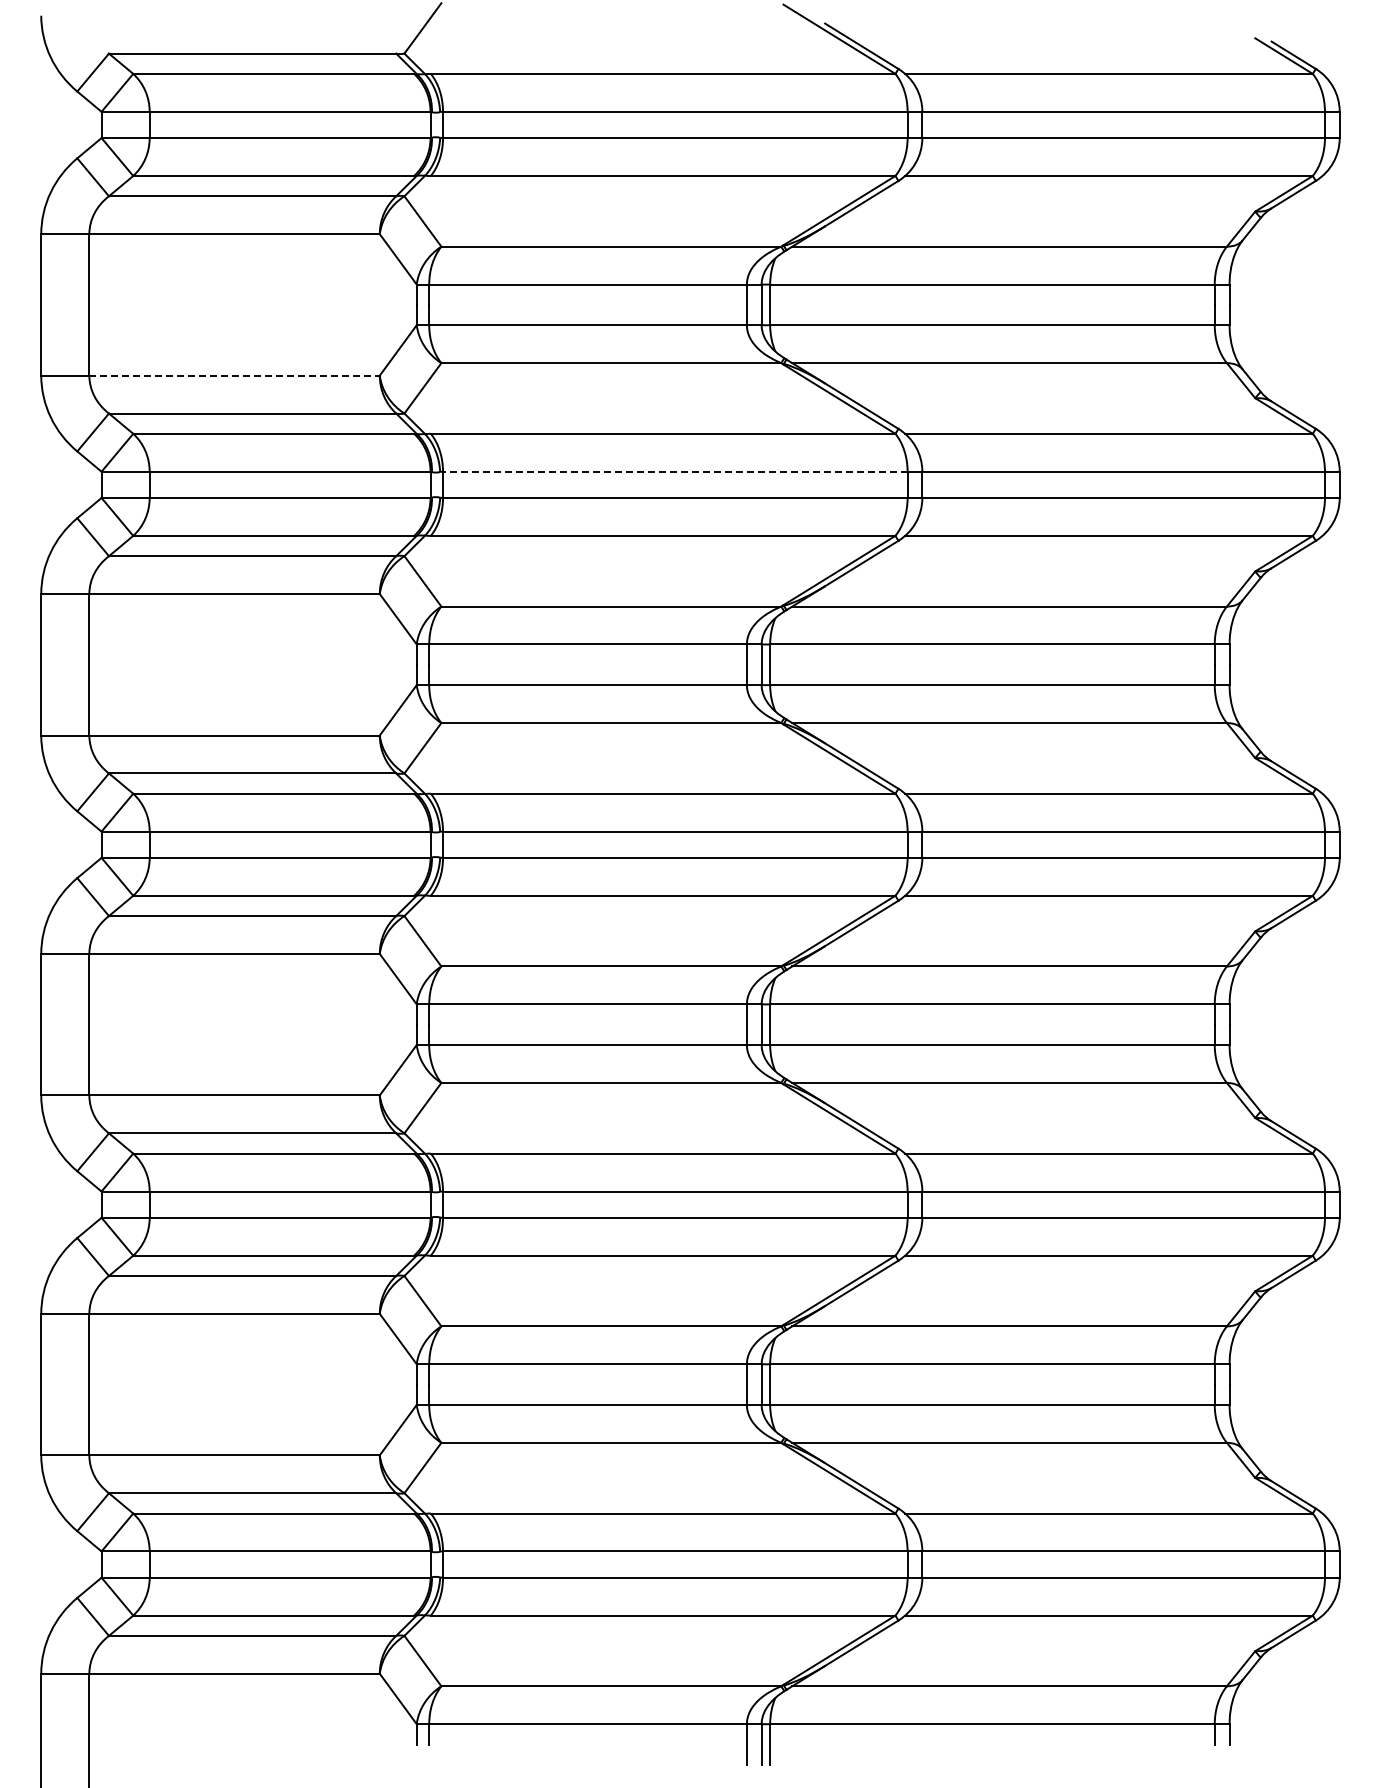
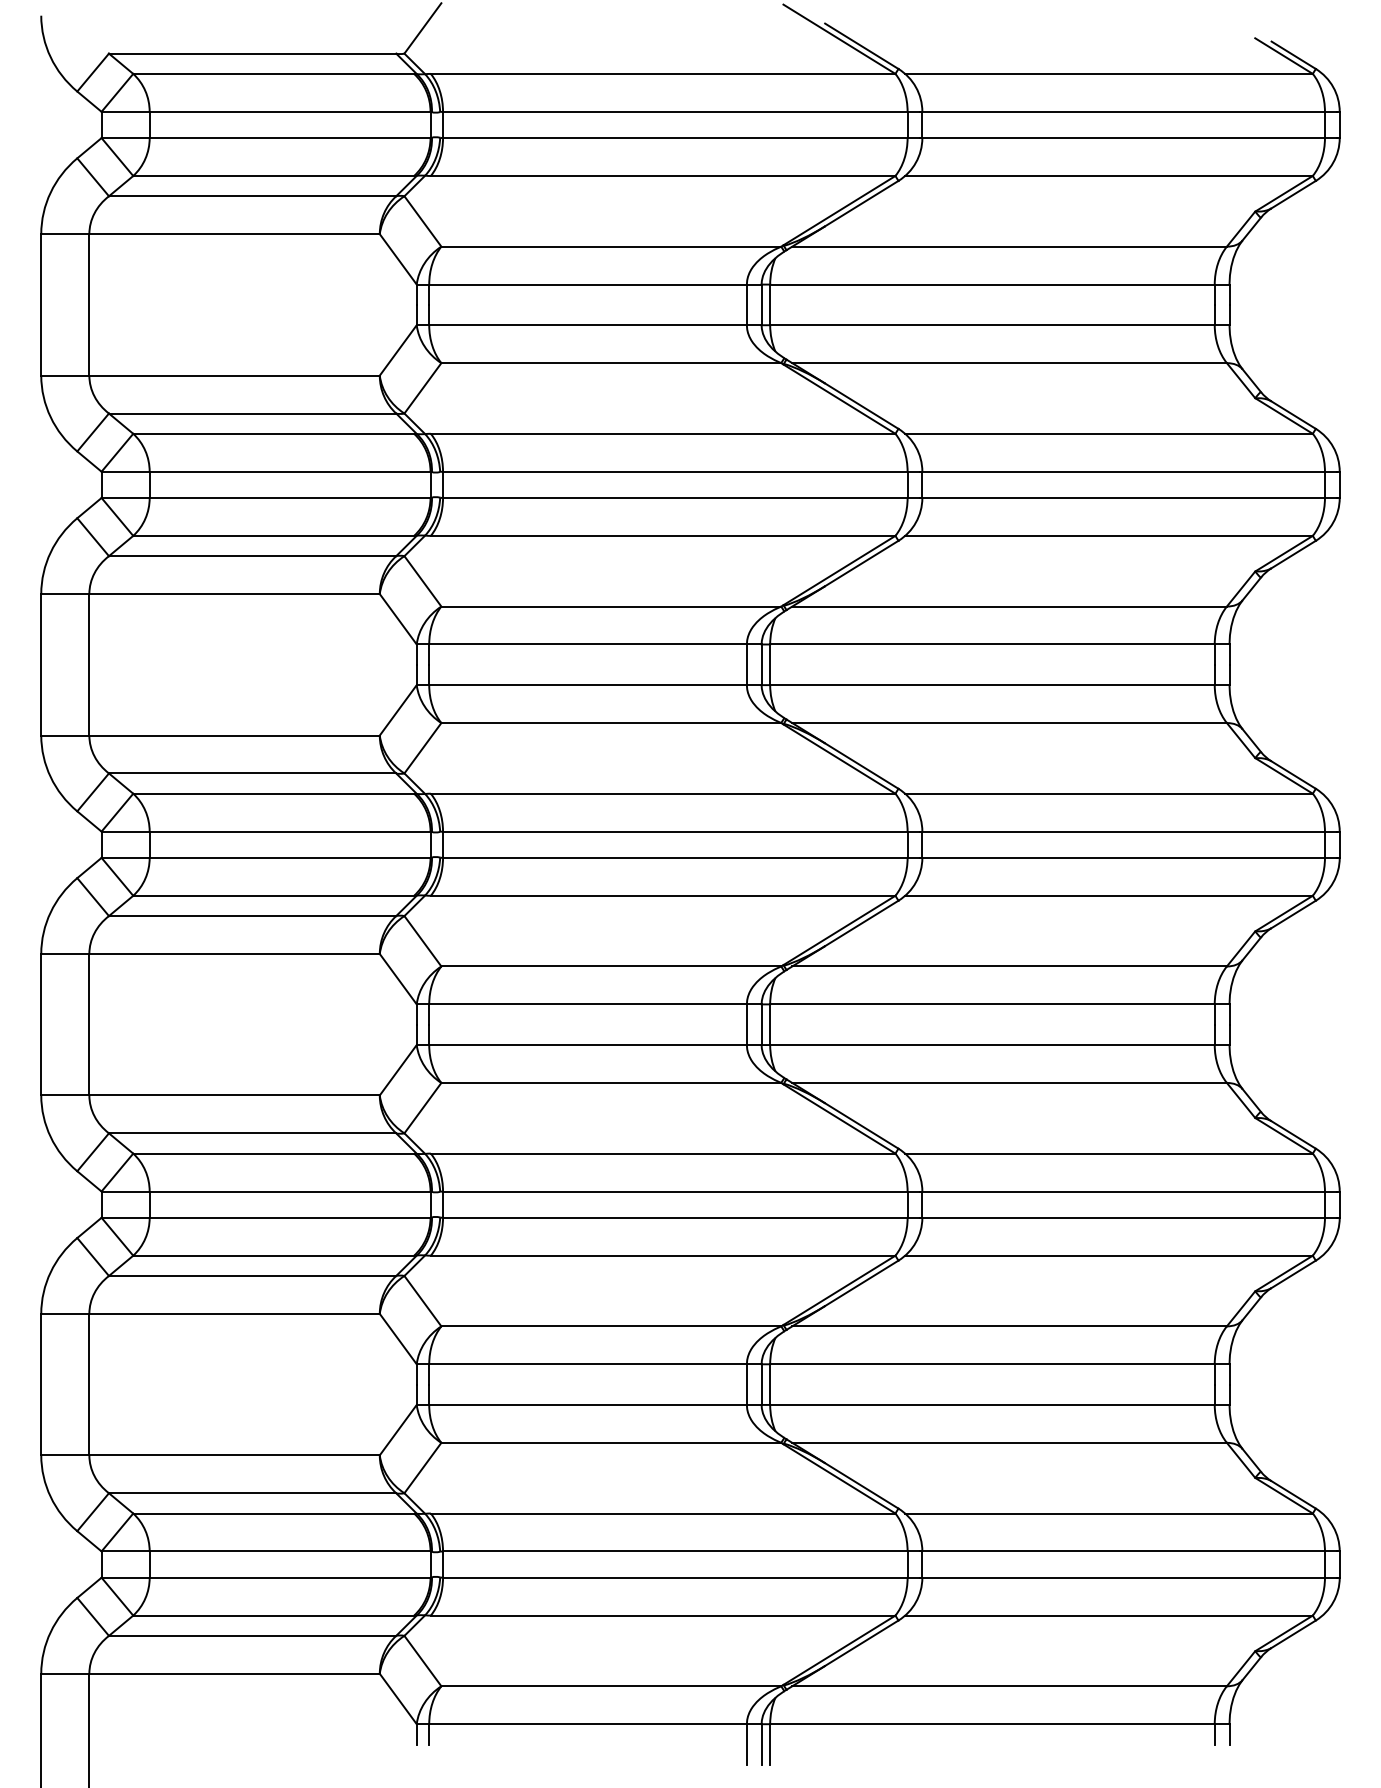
line: dashed -> solid (235, 375)
line: dashed -> solid (674, 471)
